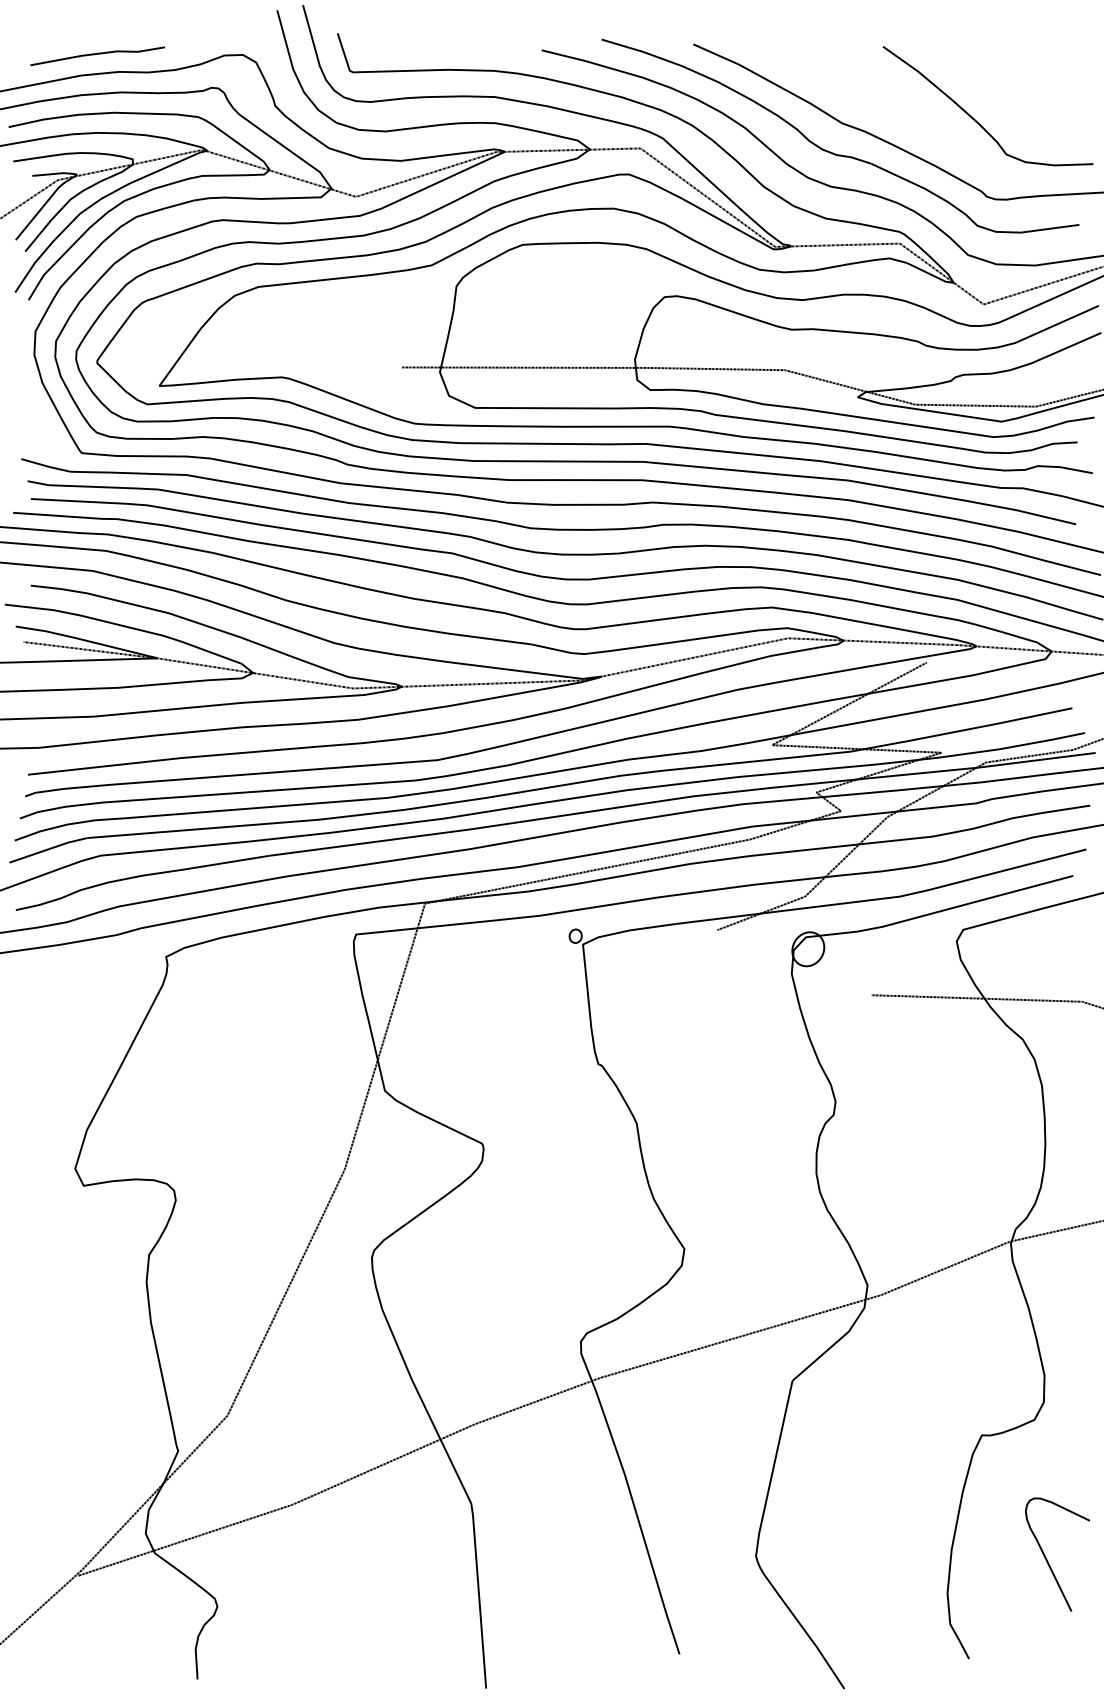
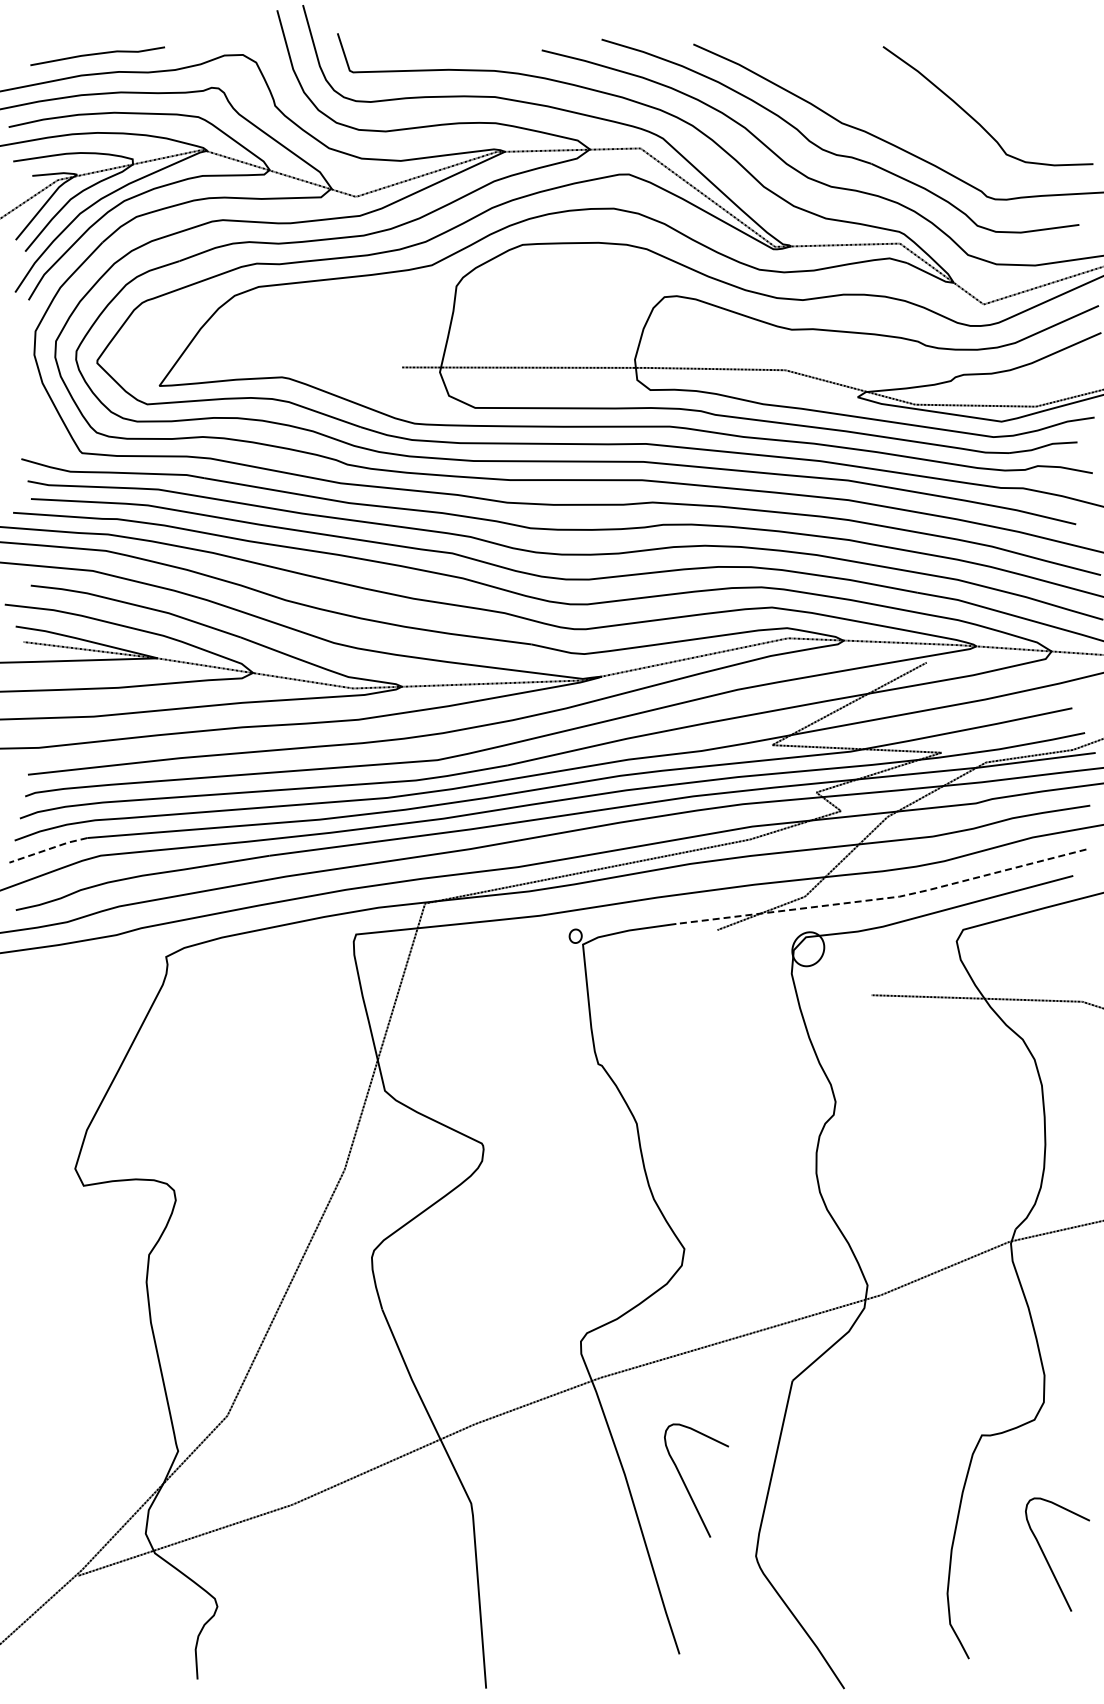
line: solid -> dashed (48, 849)
line: solid -> dashed (884, 898)
curve: none -> present (686, 1485)
